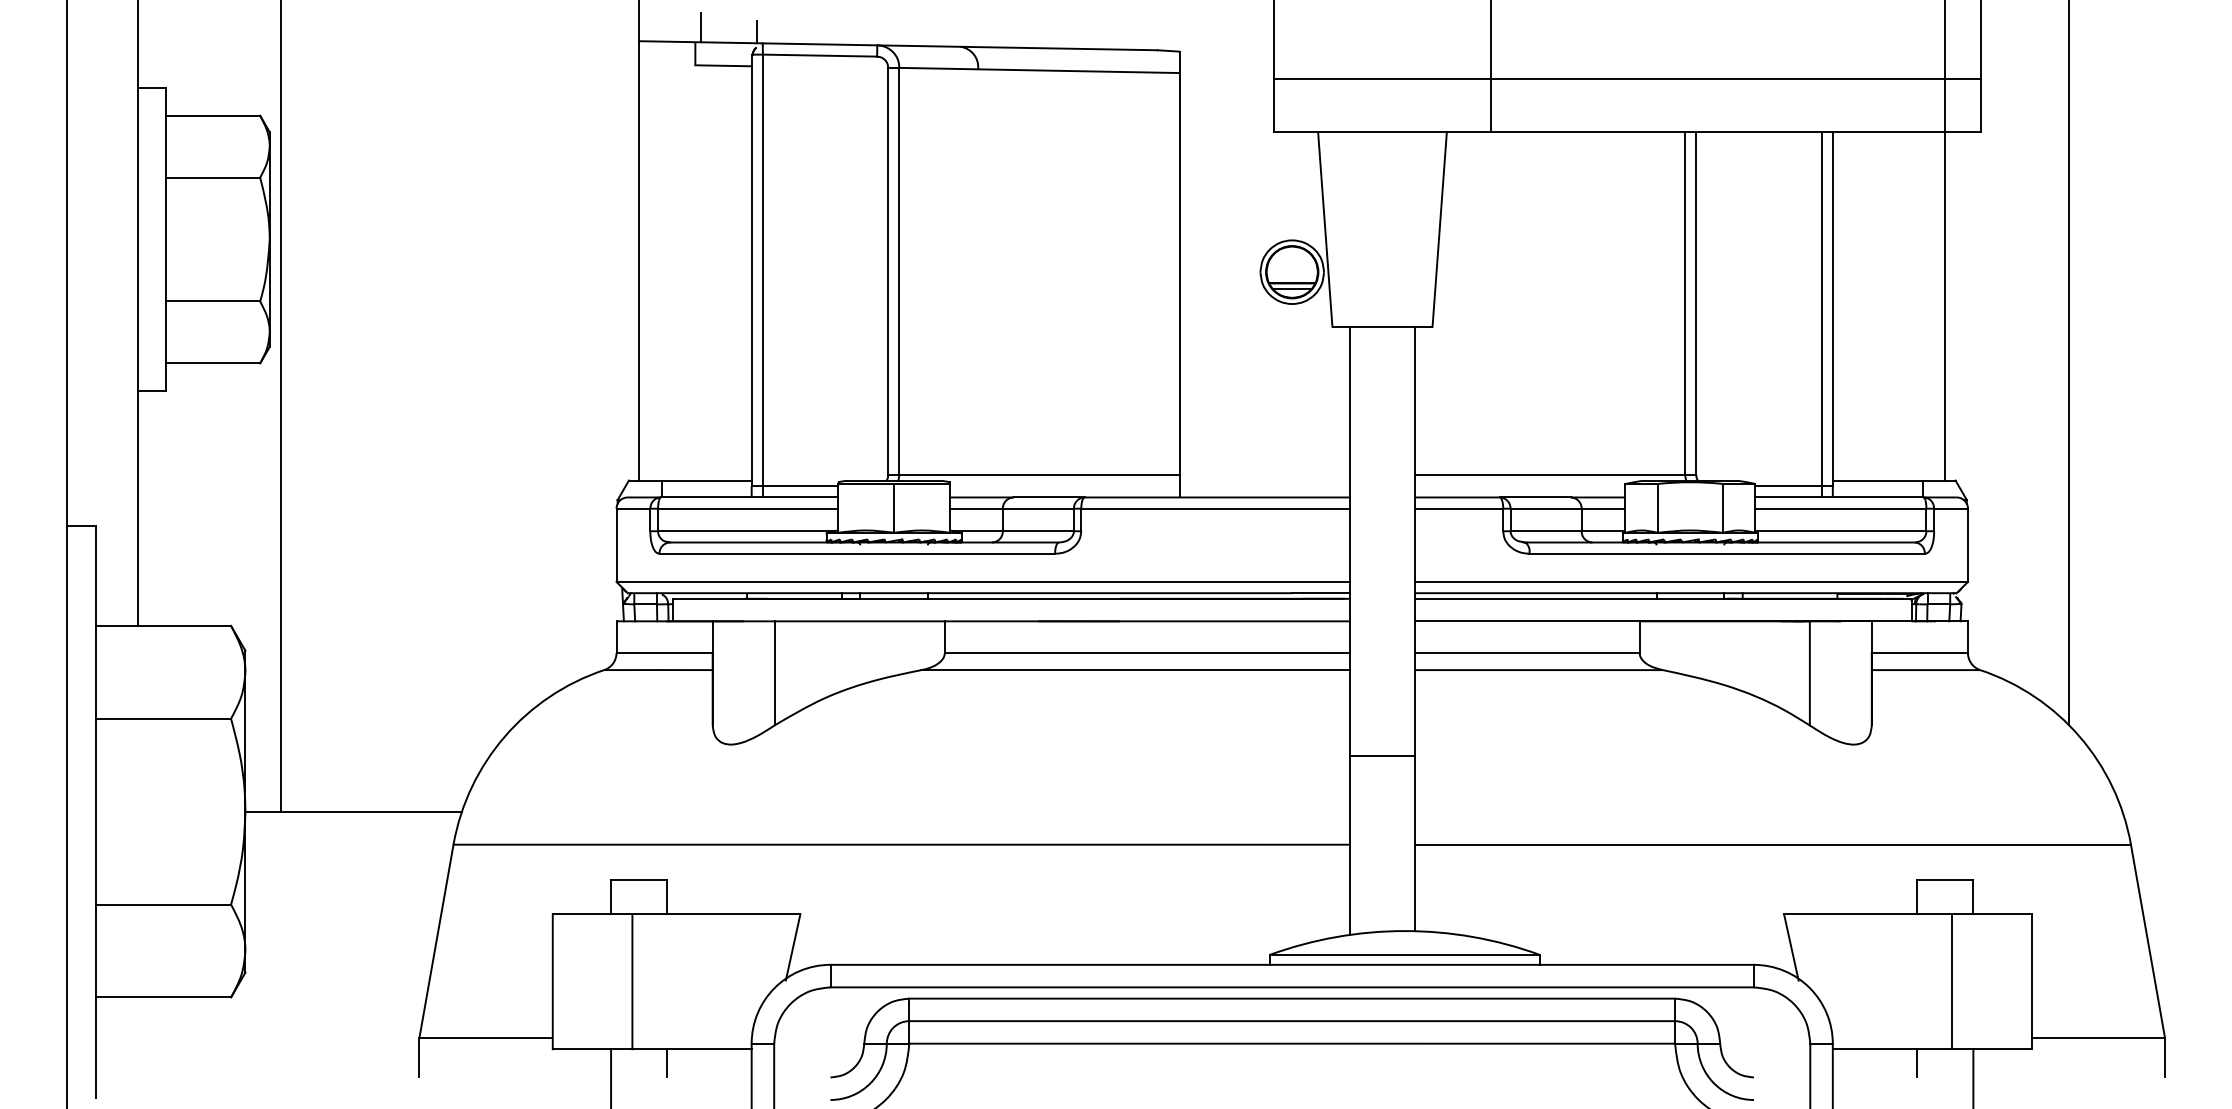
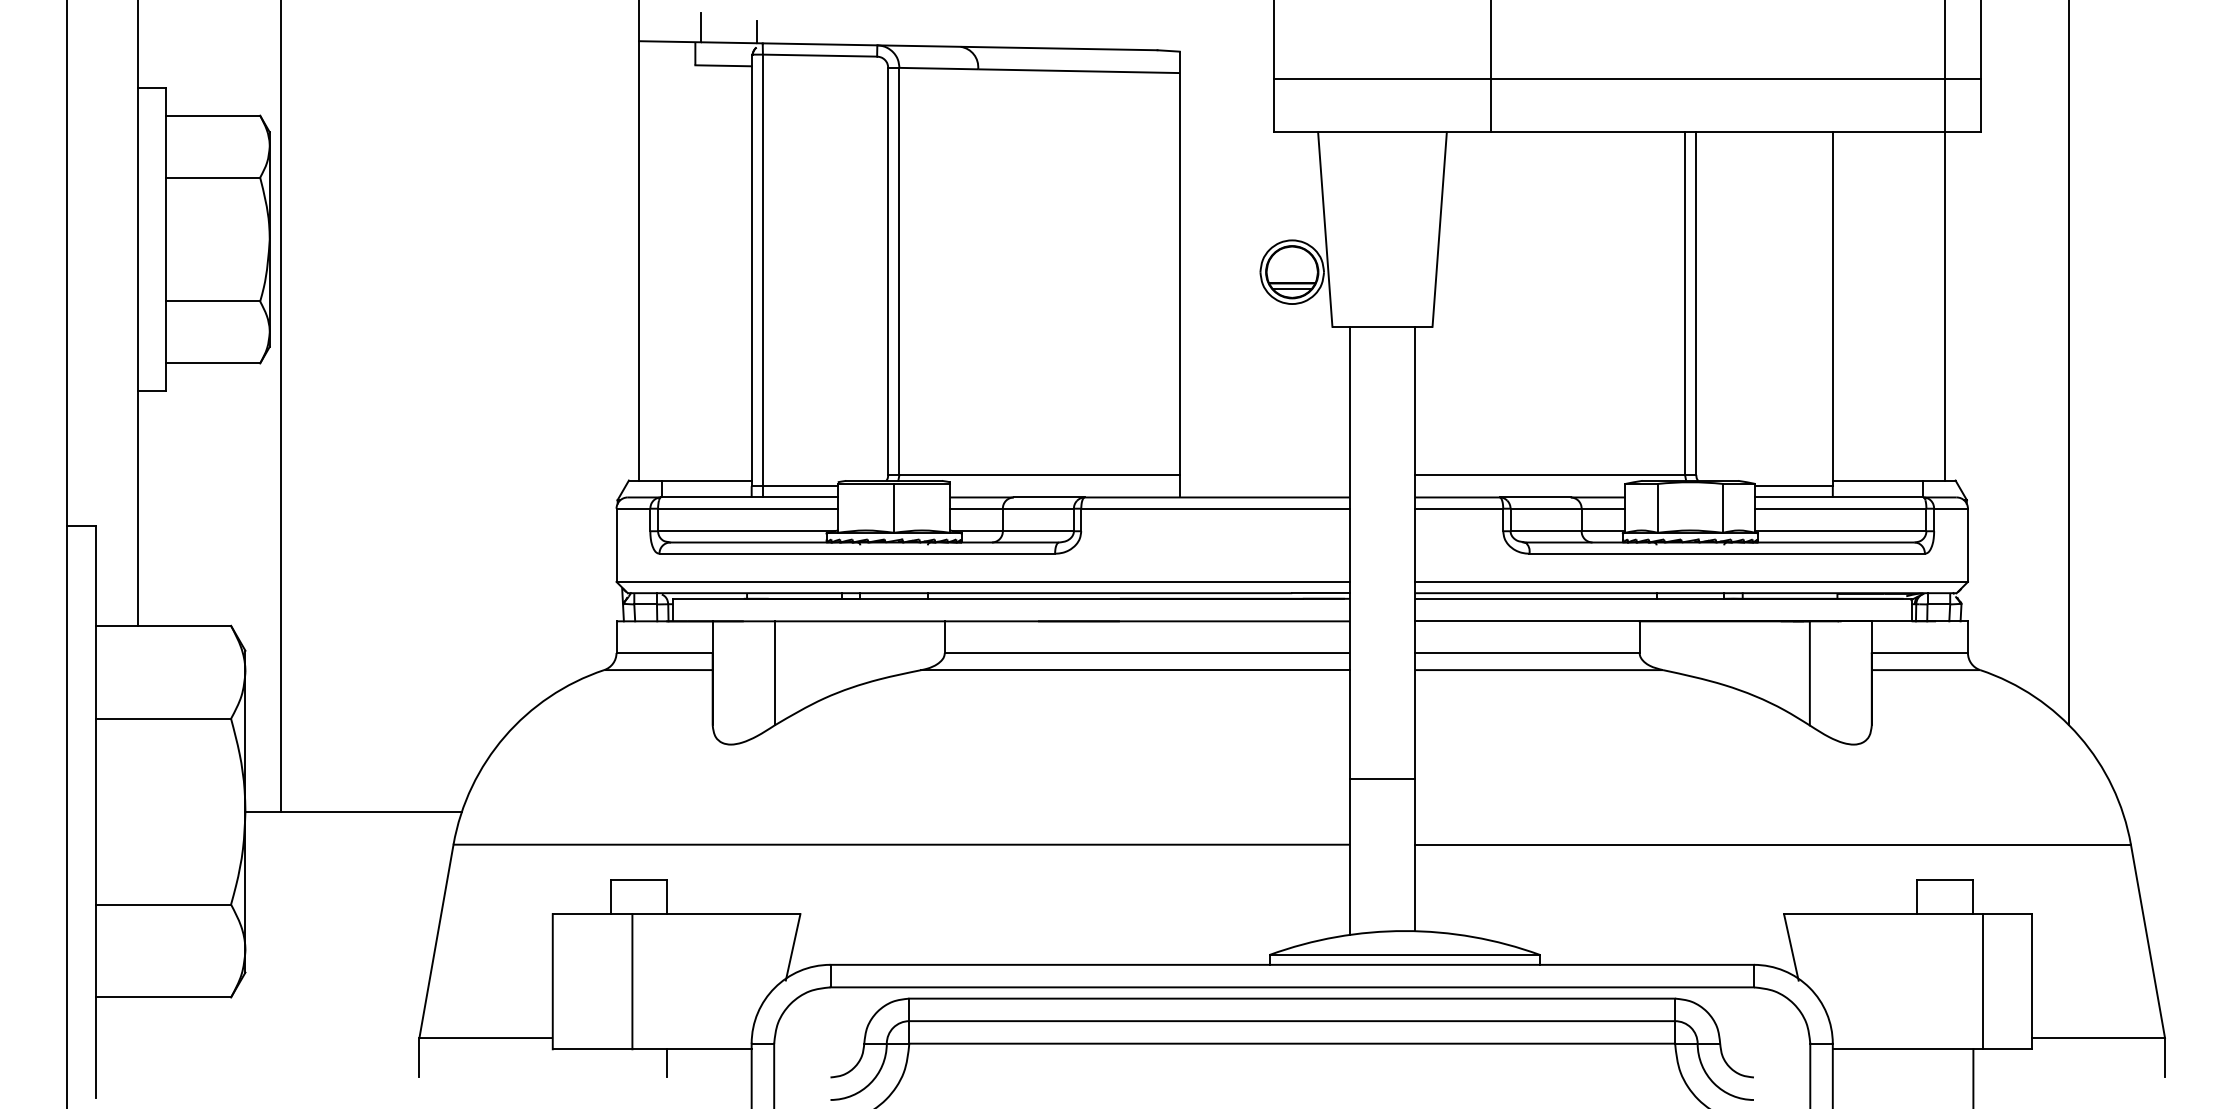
line: present -> none (1821, 314)
line position: (1382, 755) -> (1382, 778) (1382, 778)
line position: (1952, 981) -> (1983, 981) (1983, 981)
line: present -> none (1917, 1063)
line: present -> none (611, 1077)
